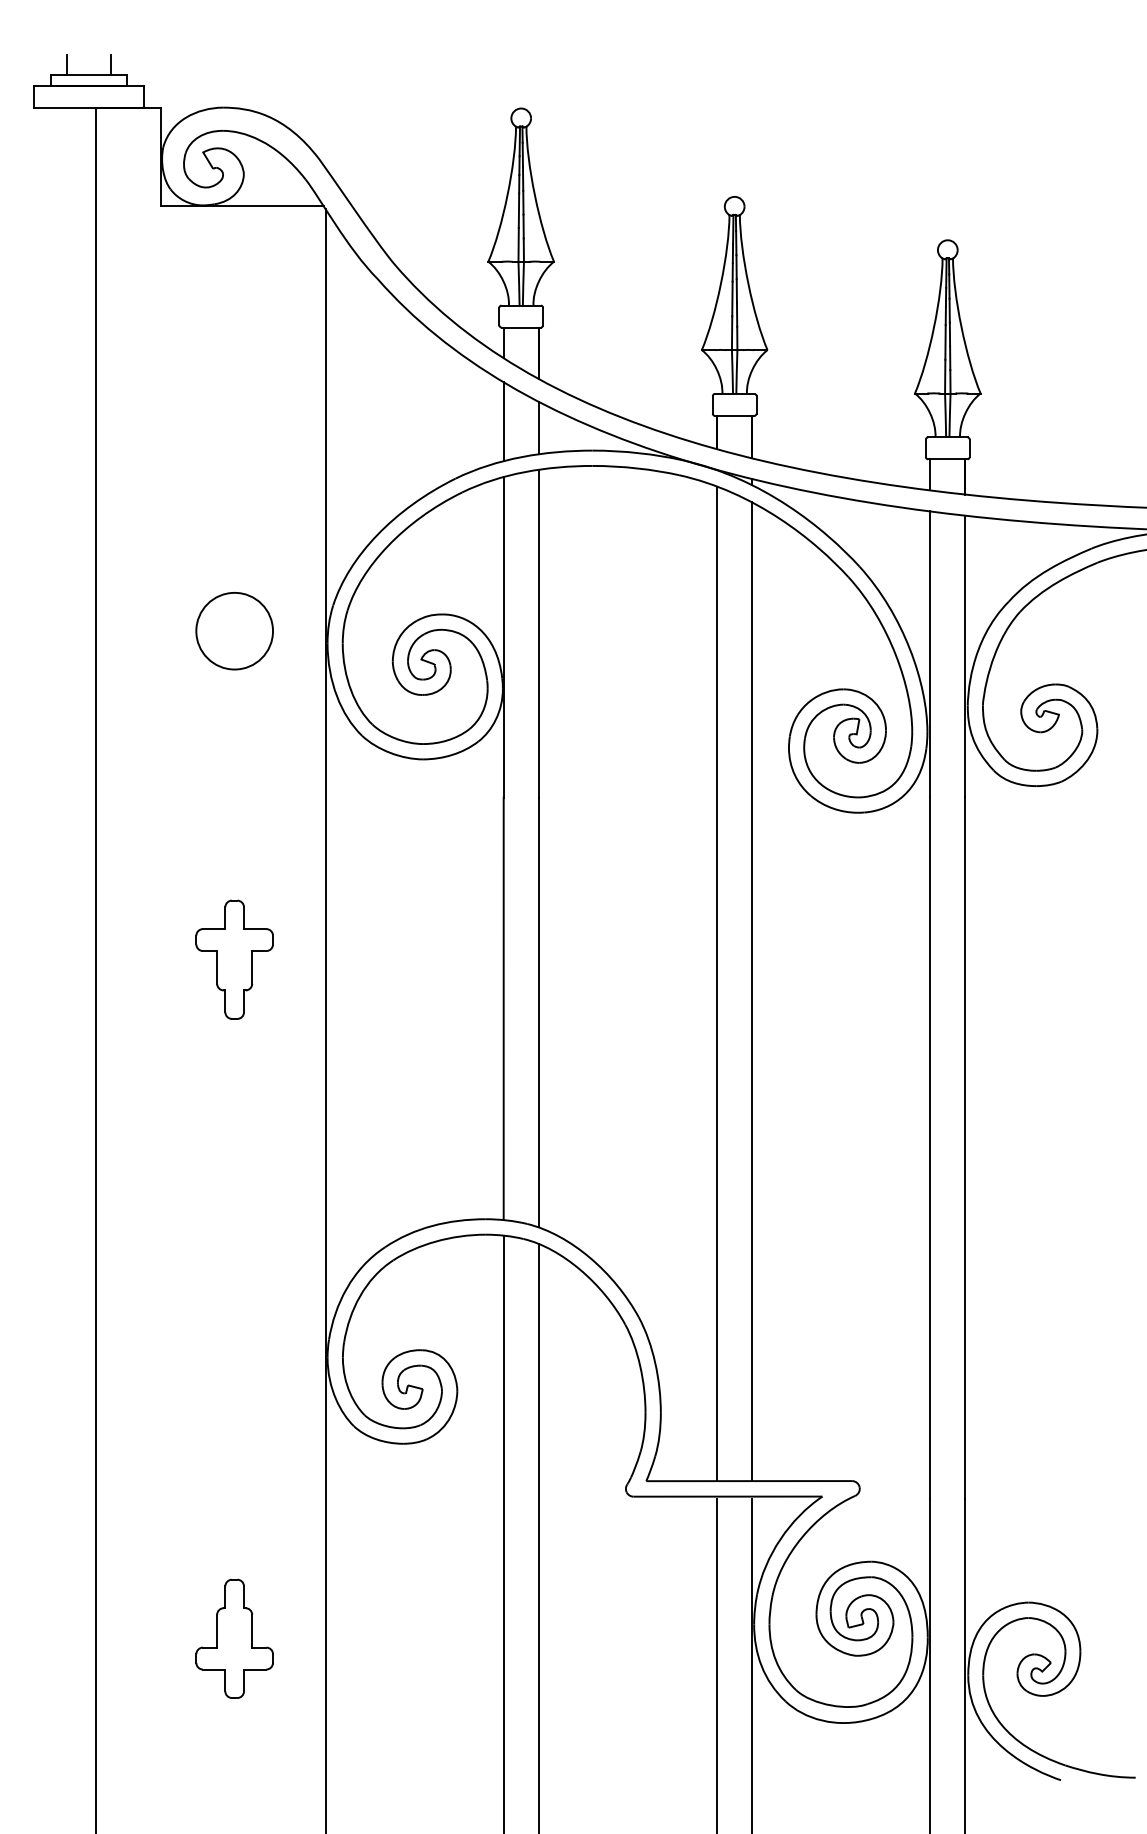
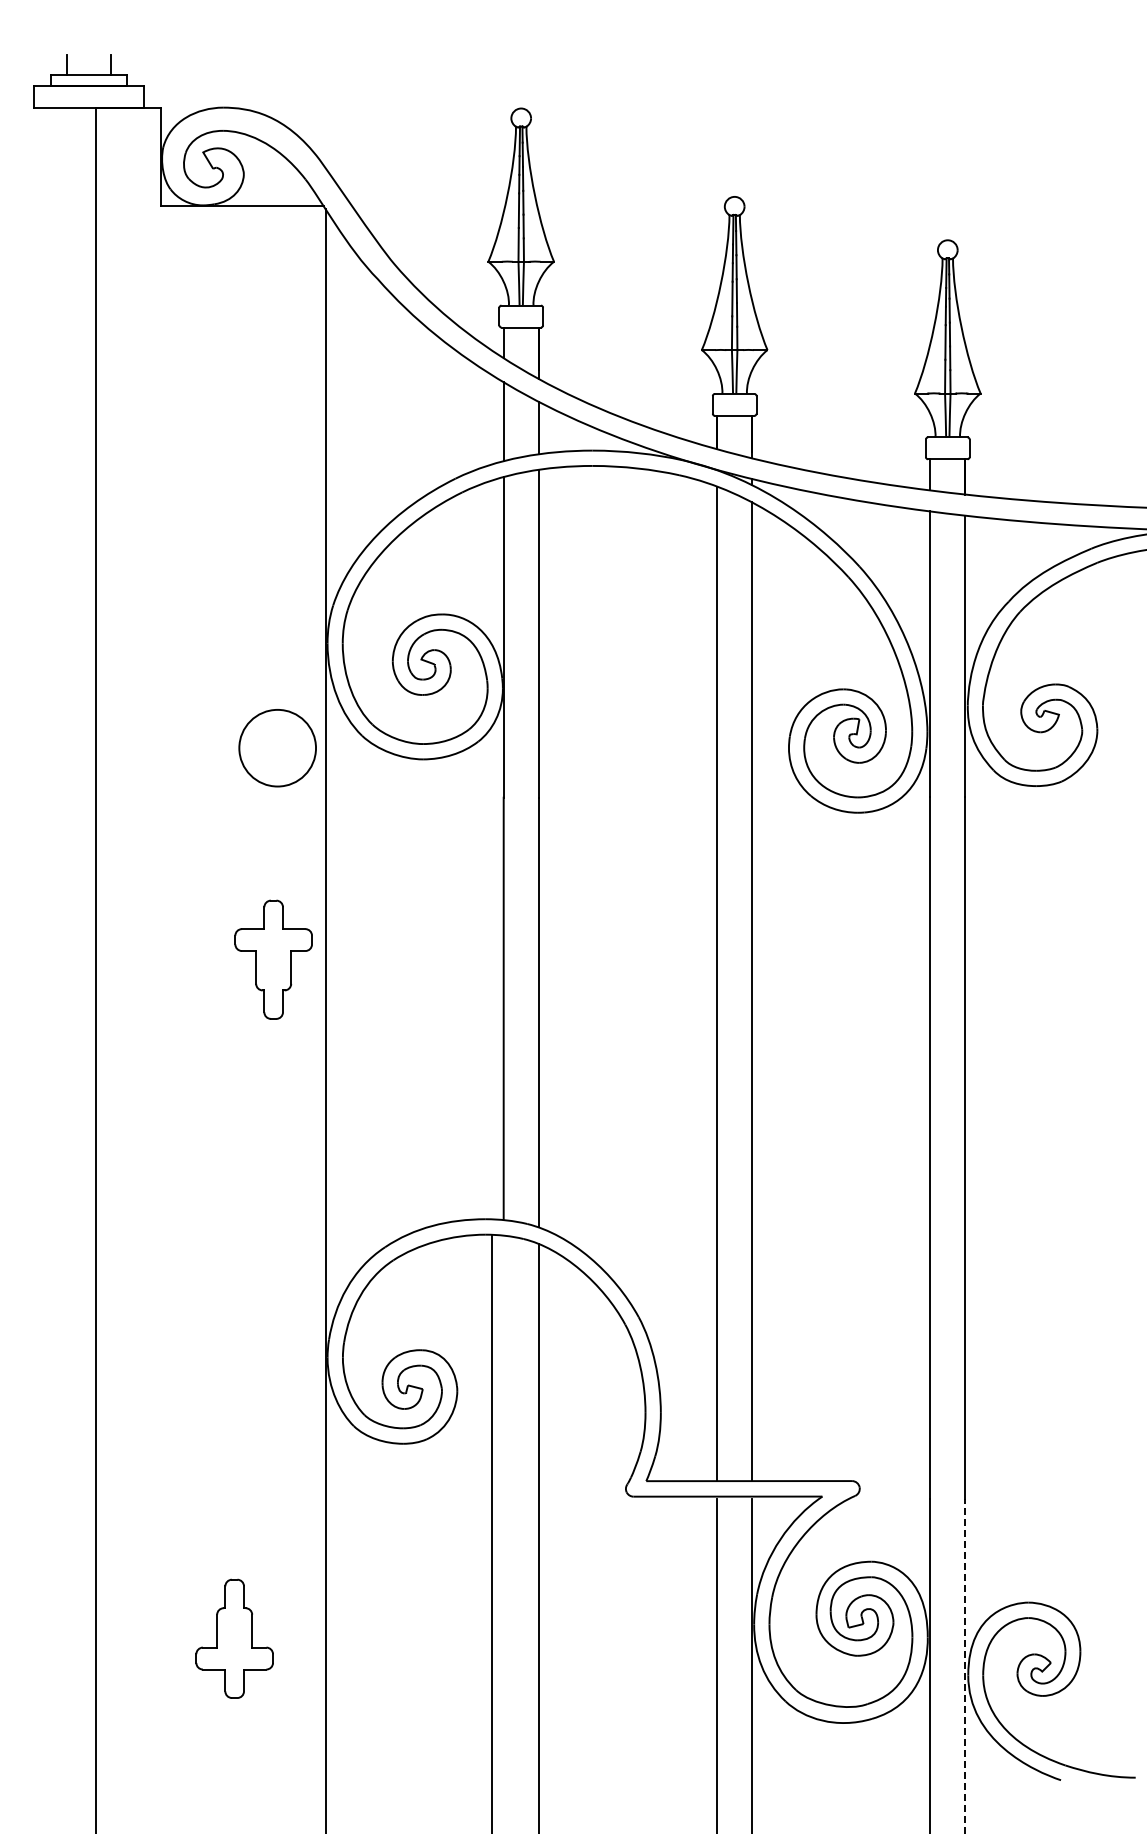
circle position: (234, 631) -> (277, 748) (277, 748)
part position: (234, 959) -> (273, 959) (273, 959)
line position: (503, 1532) -> (491, 1532) (491, 1532)
line: solid -> dashed (965, 1665)
